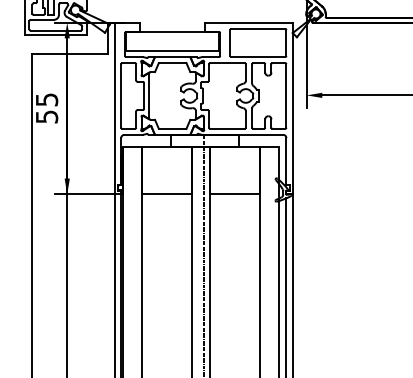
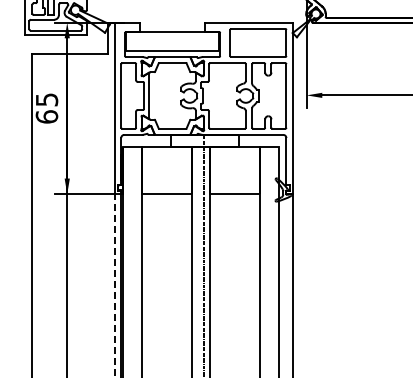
text: 55 -> 65 (46, 116)
line: solid -> dashed (115, 286)
line: present -> none (286, 286)
